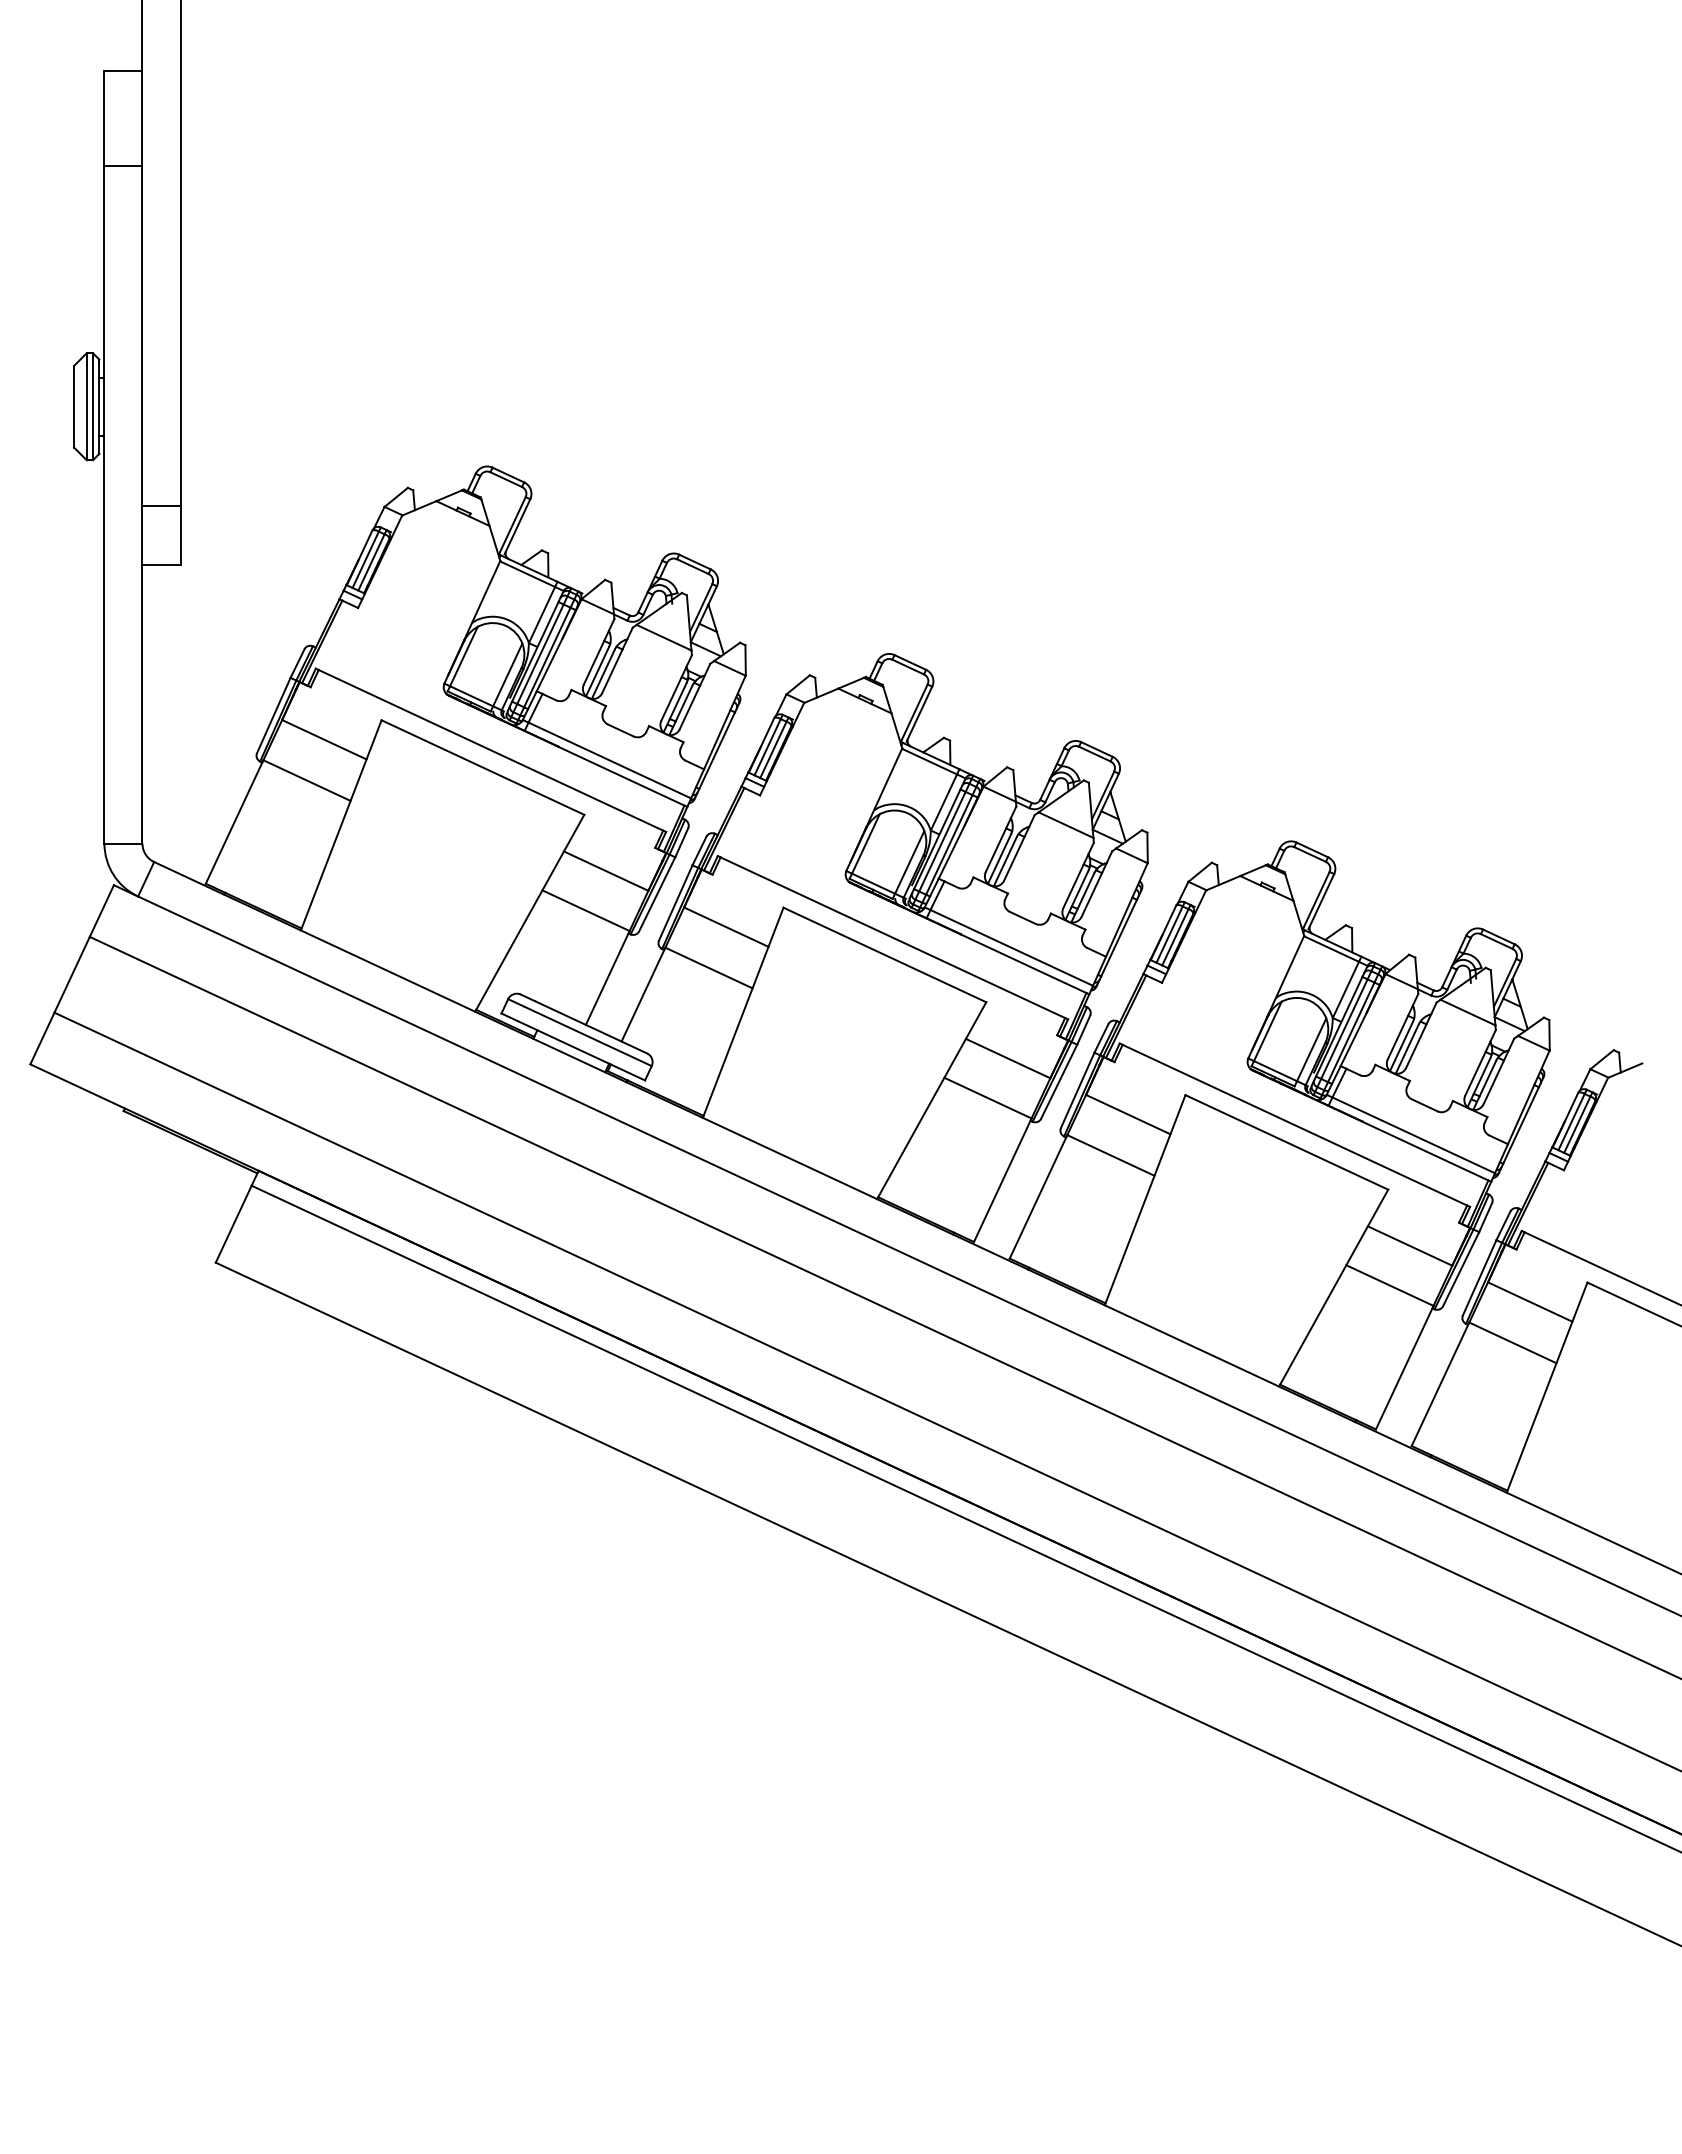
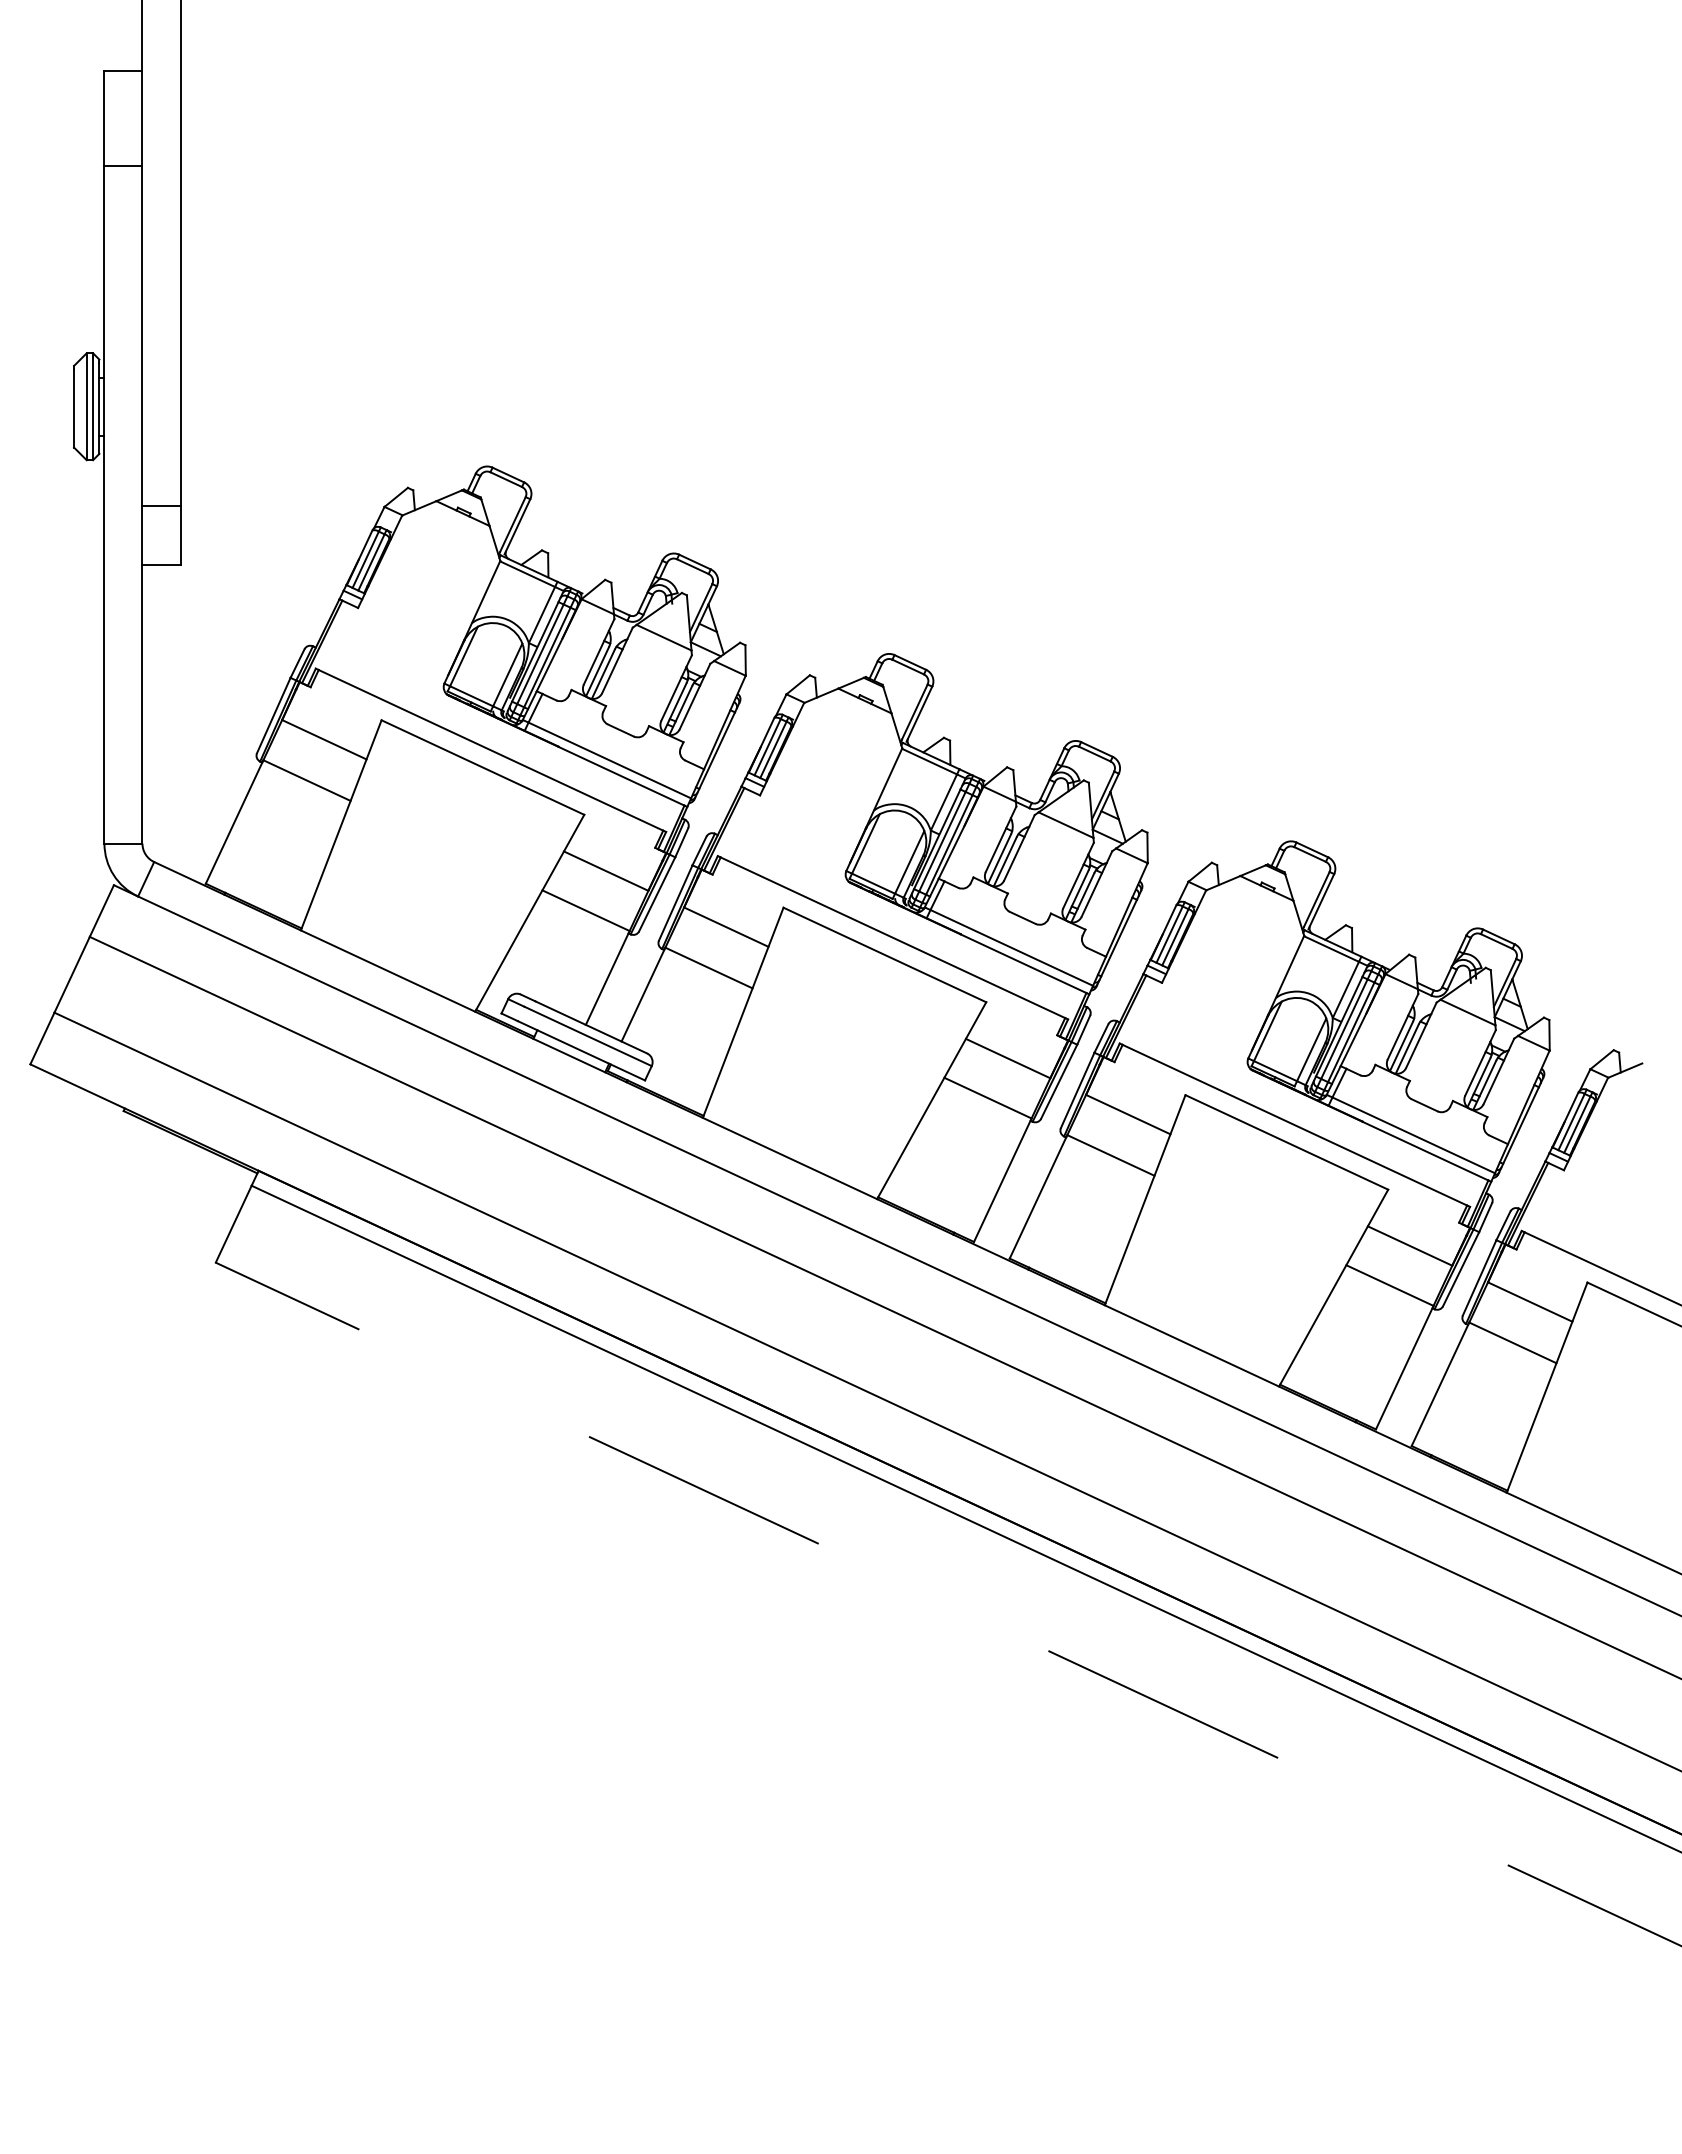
line: solid -> dashed (948, 1604)
